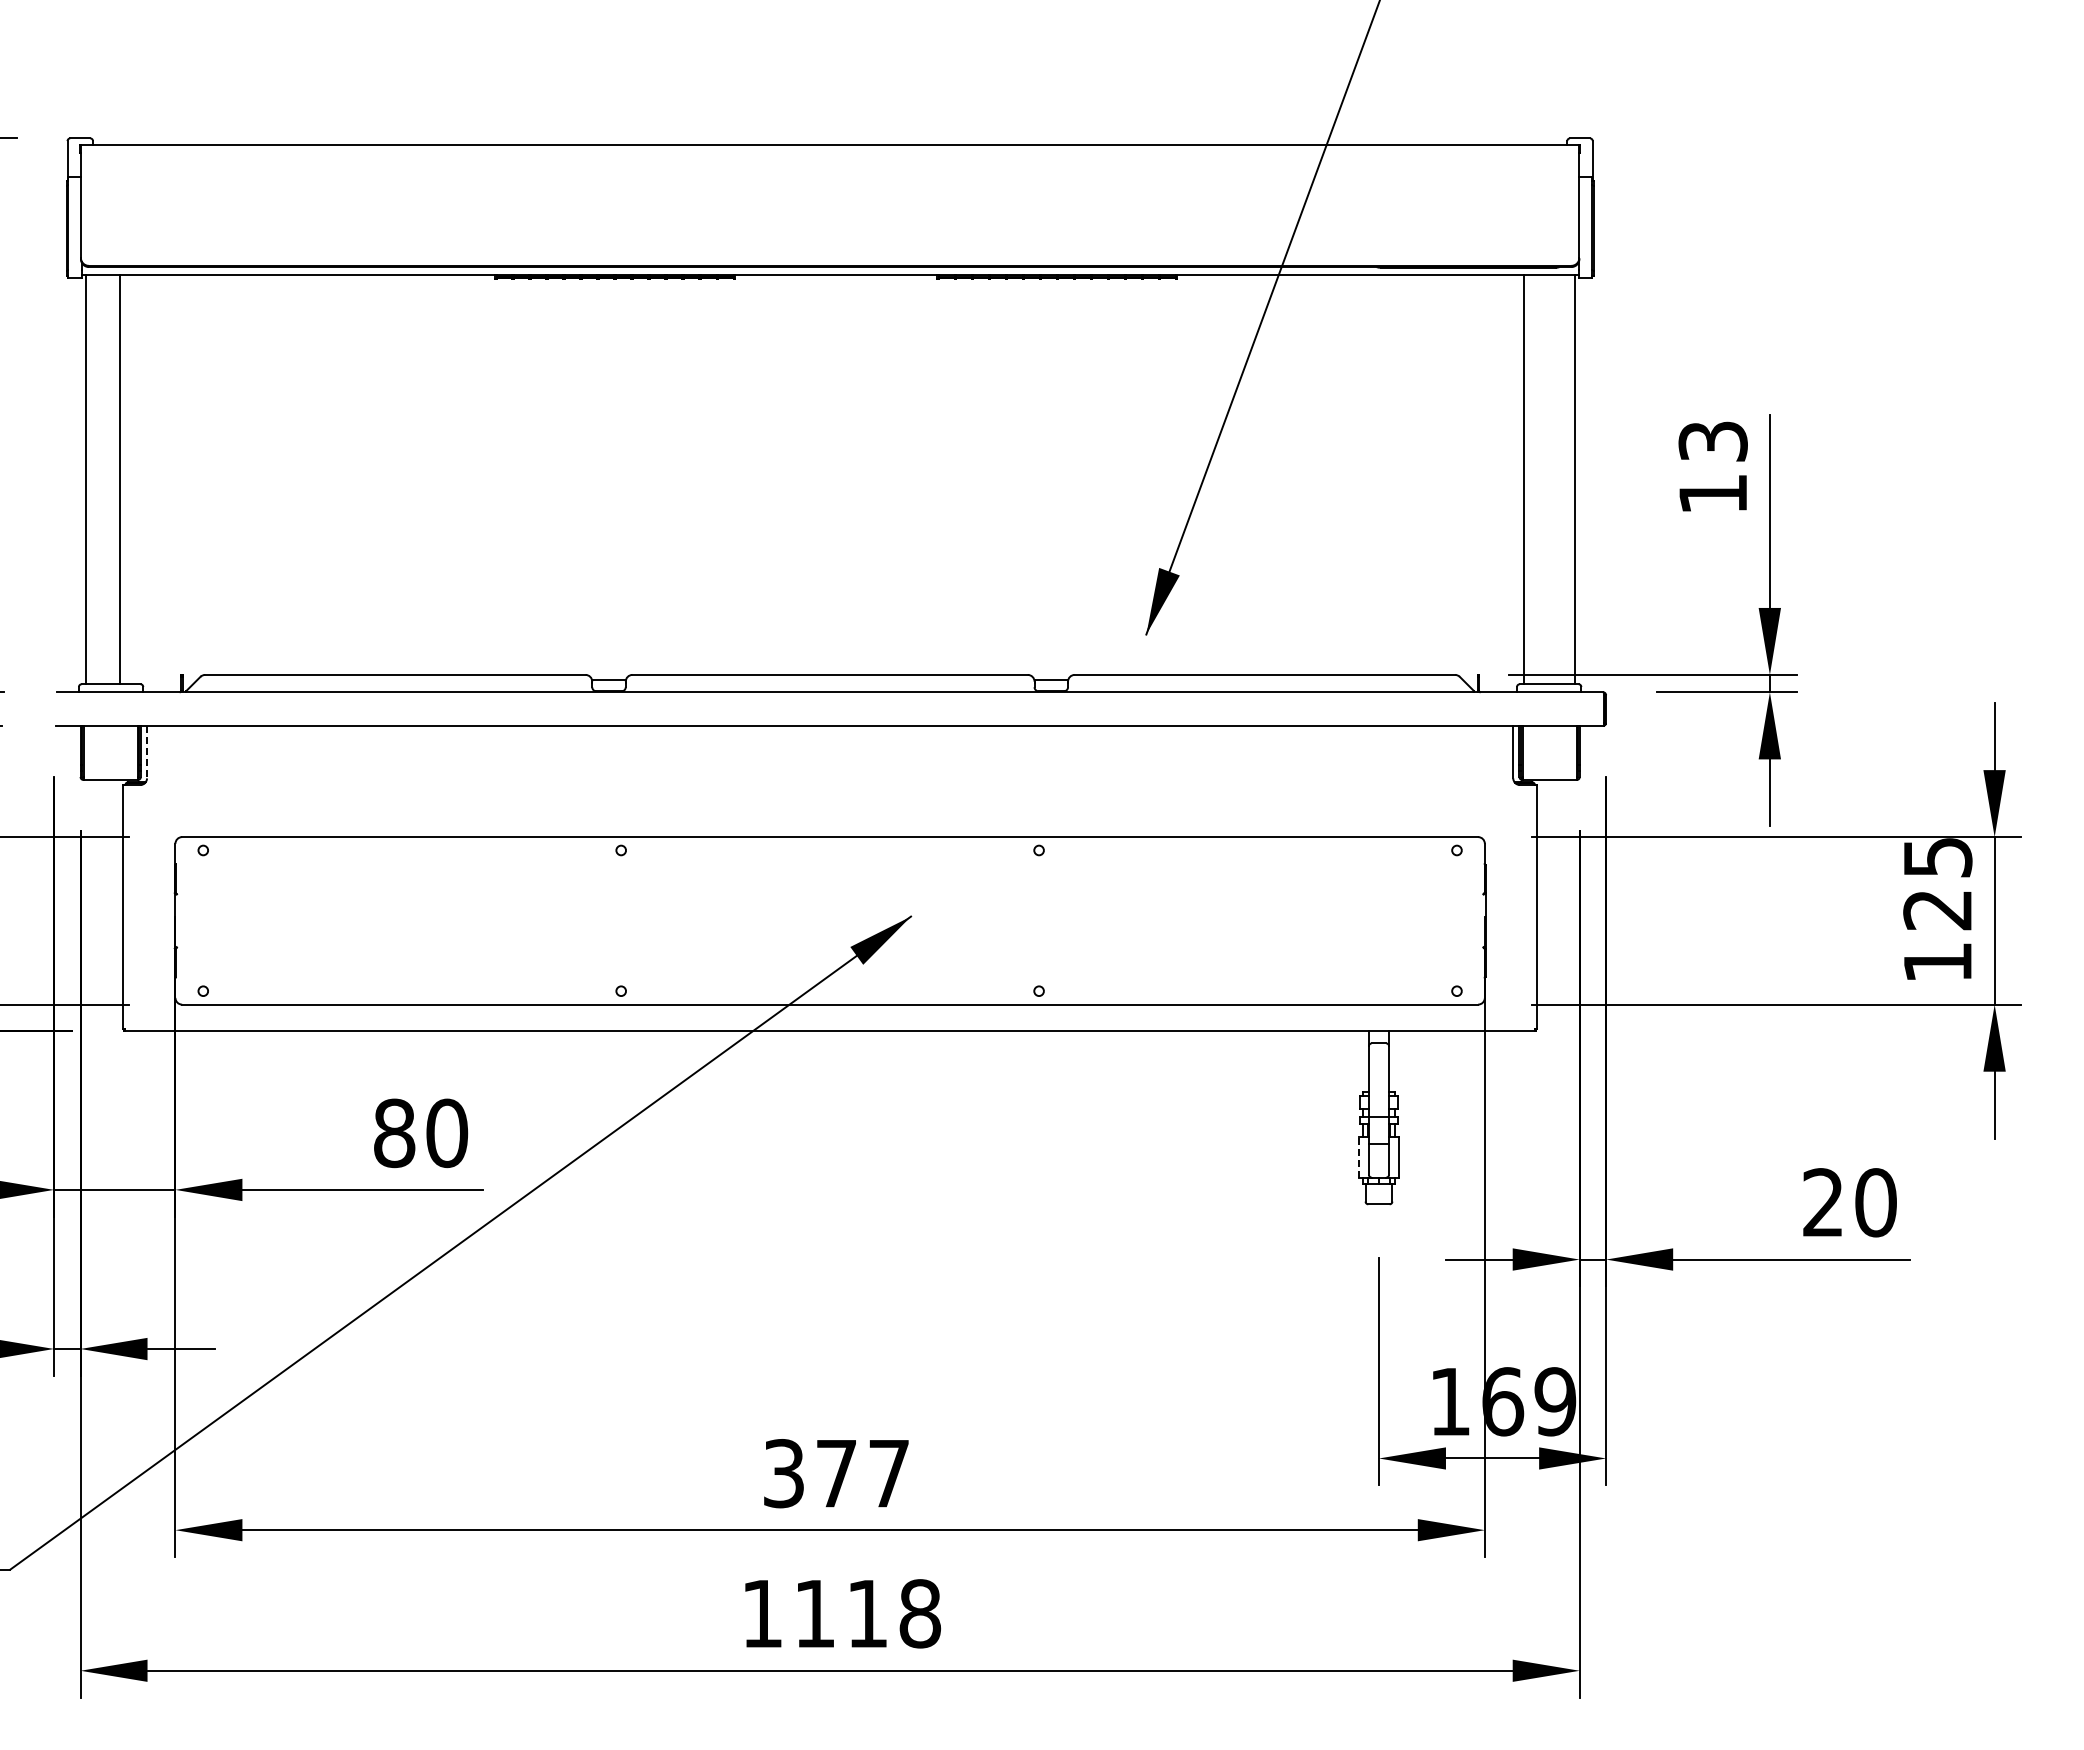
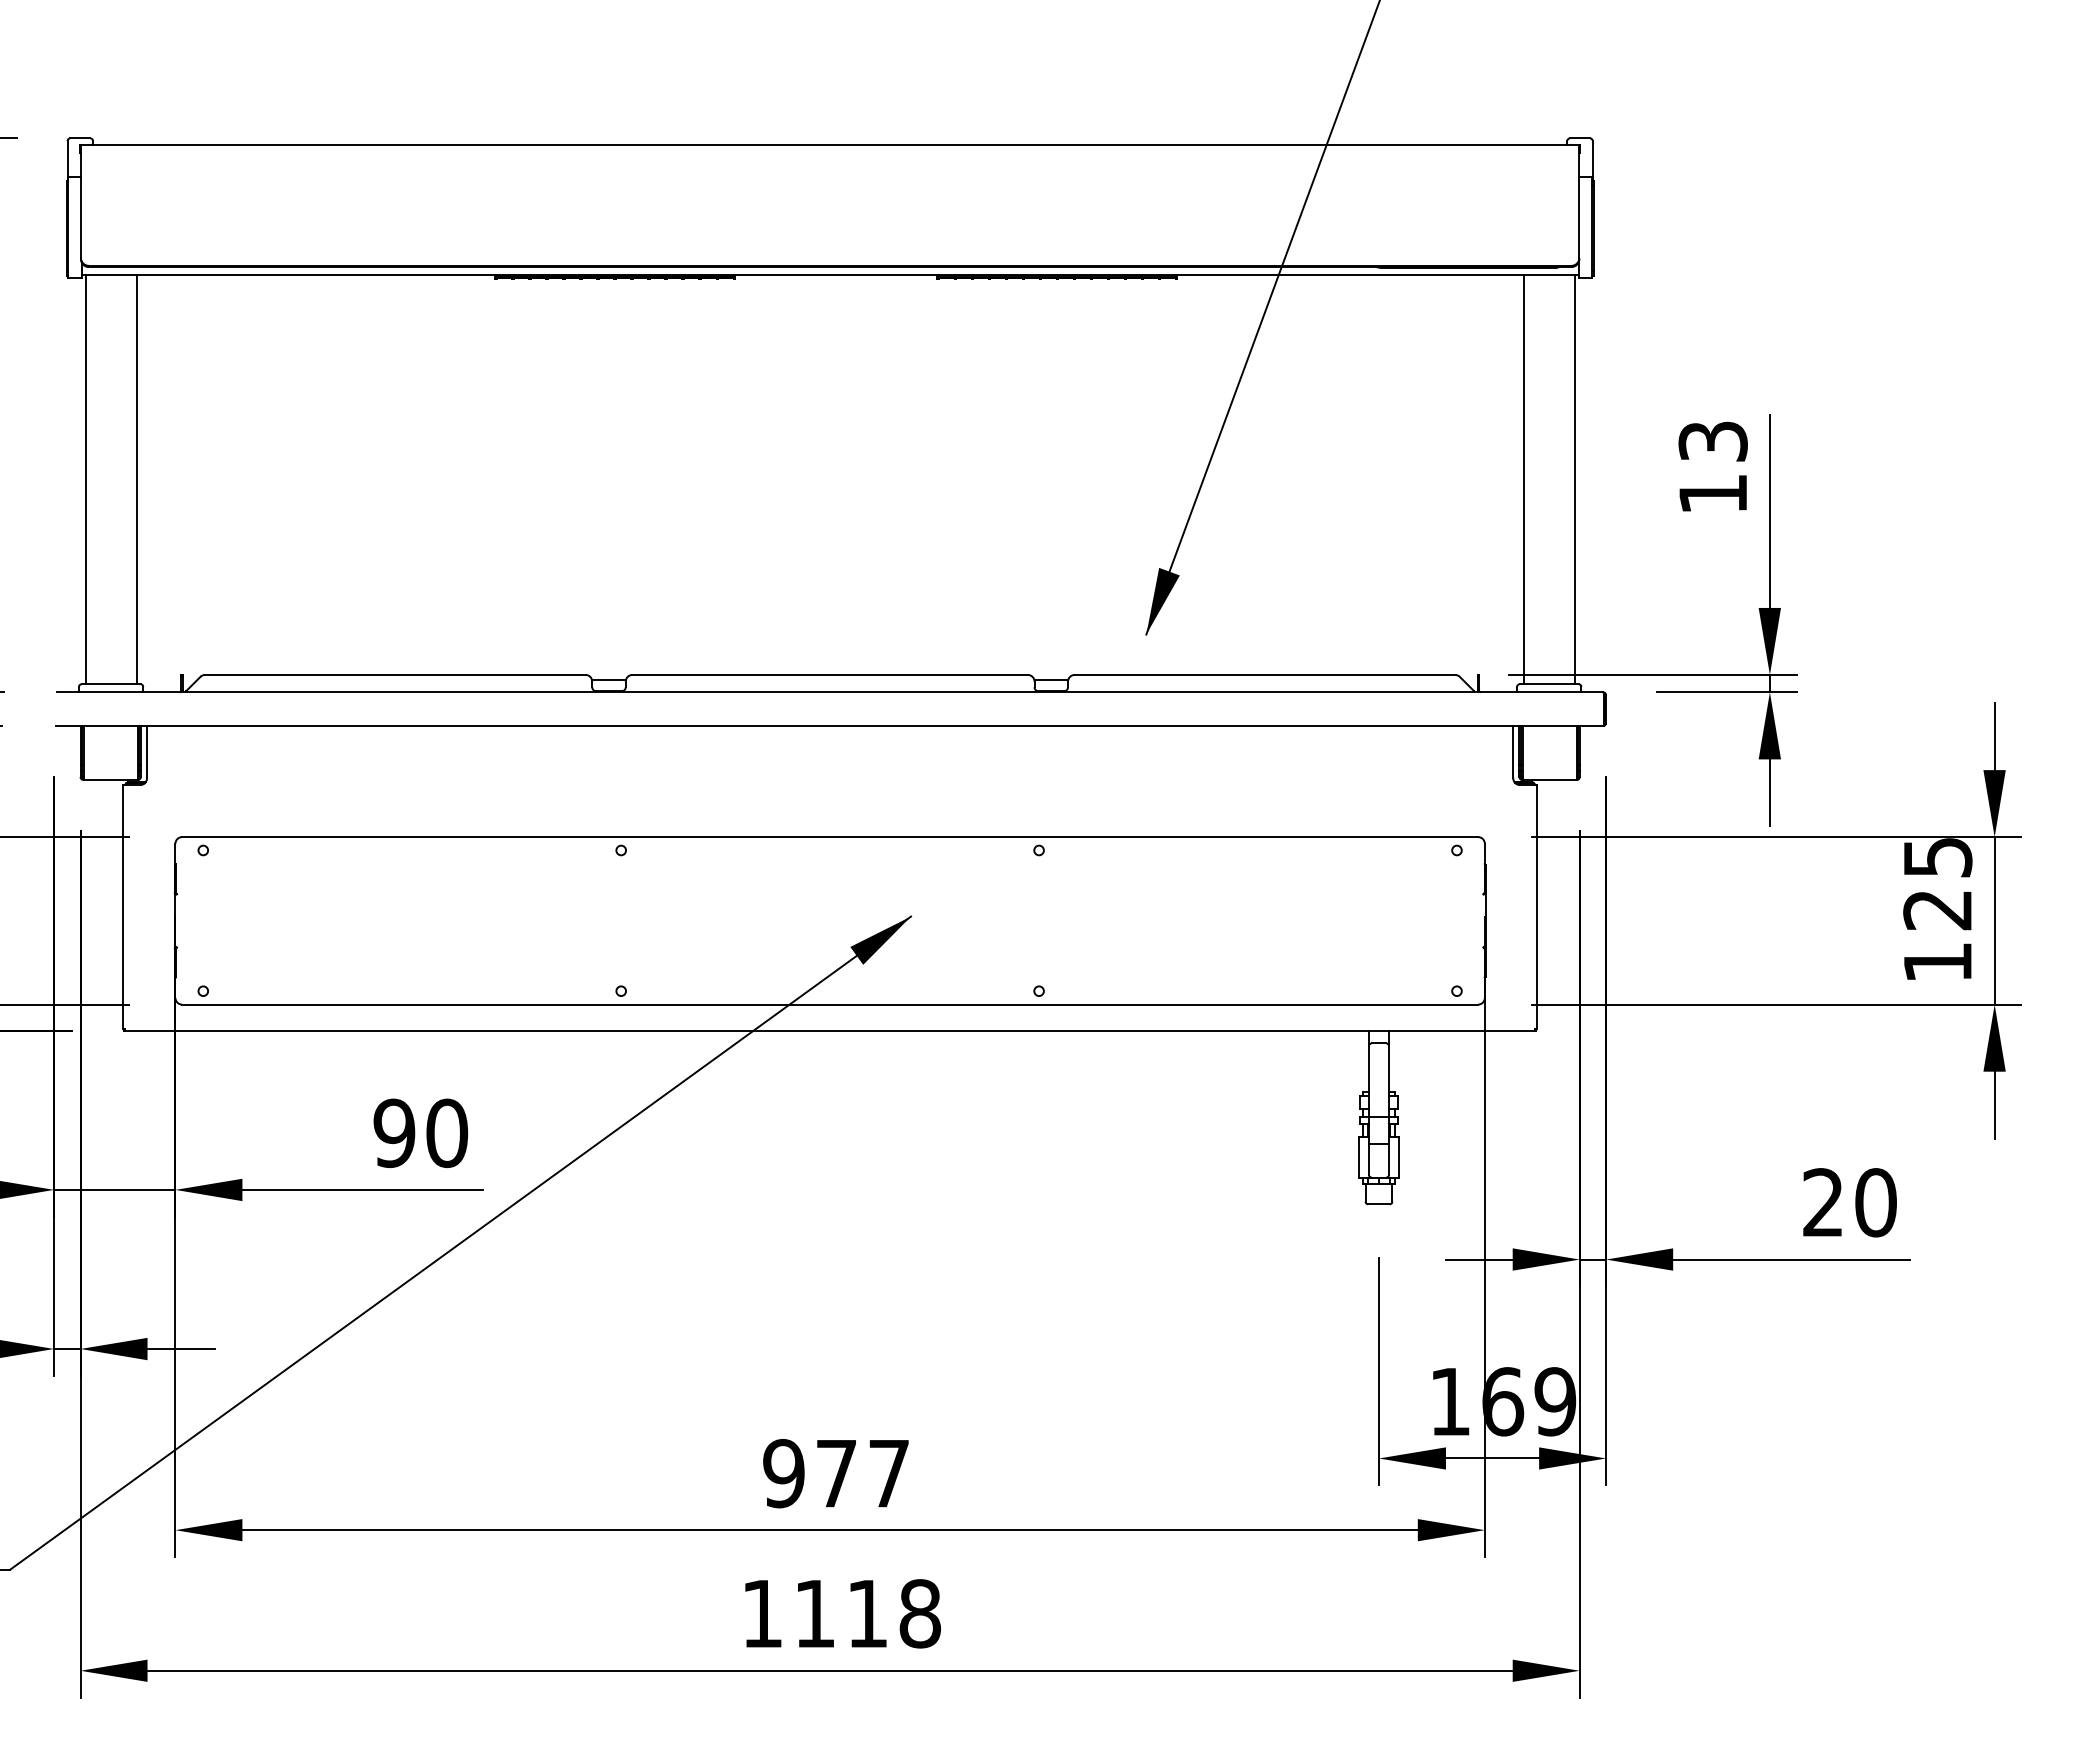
line position: (119, 479) -> (136, 479) (136, 479)
line: dashed -> solid (147, 752)
text: 80 -> 90 (394, 1133)
line: dashed -> solid (1358, 1156)
text: 377 -> 977 (783, 1473)
